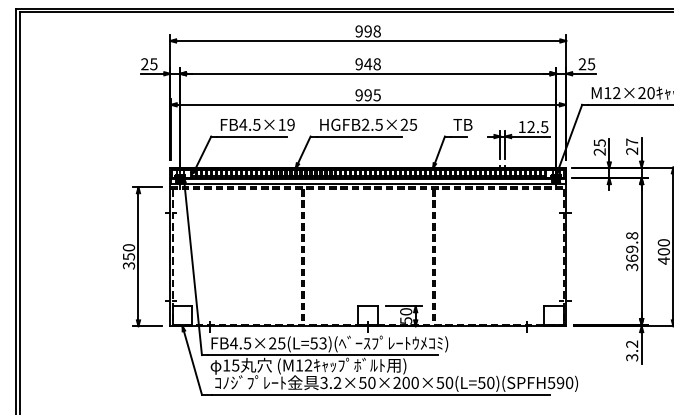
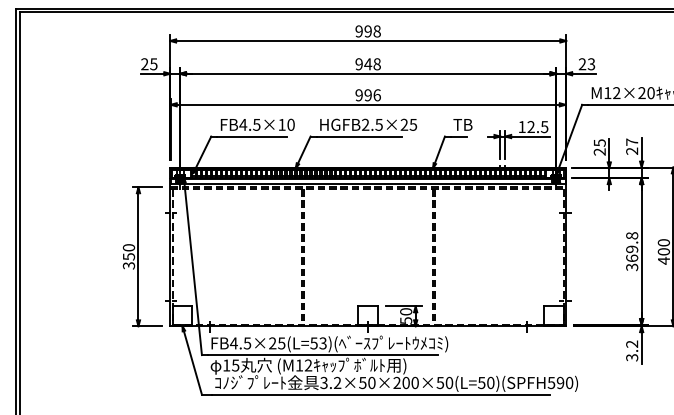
text: 25 -> 23 (591, 63)
text: 995 -> 996 (376, 95)
text: FB4.5×19 -> FB4.5×10 (290, 124)
